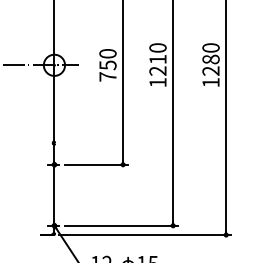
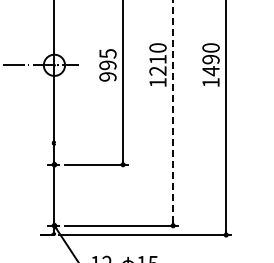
text: 750 -> 995 (107, 65)
text: 1280 -> 1490 (210, 65)
line: solid -> dashed (173, 111)
